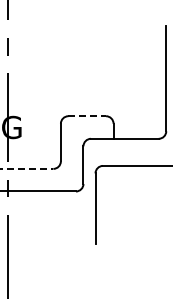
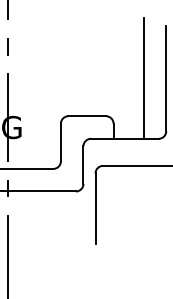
line: none -> present (143, 78)
line: dashed -> solid (87, 116)
line: dashed -> solid (27, 168)
